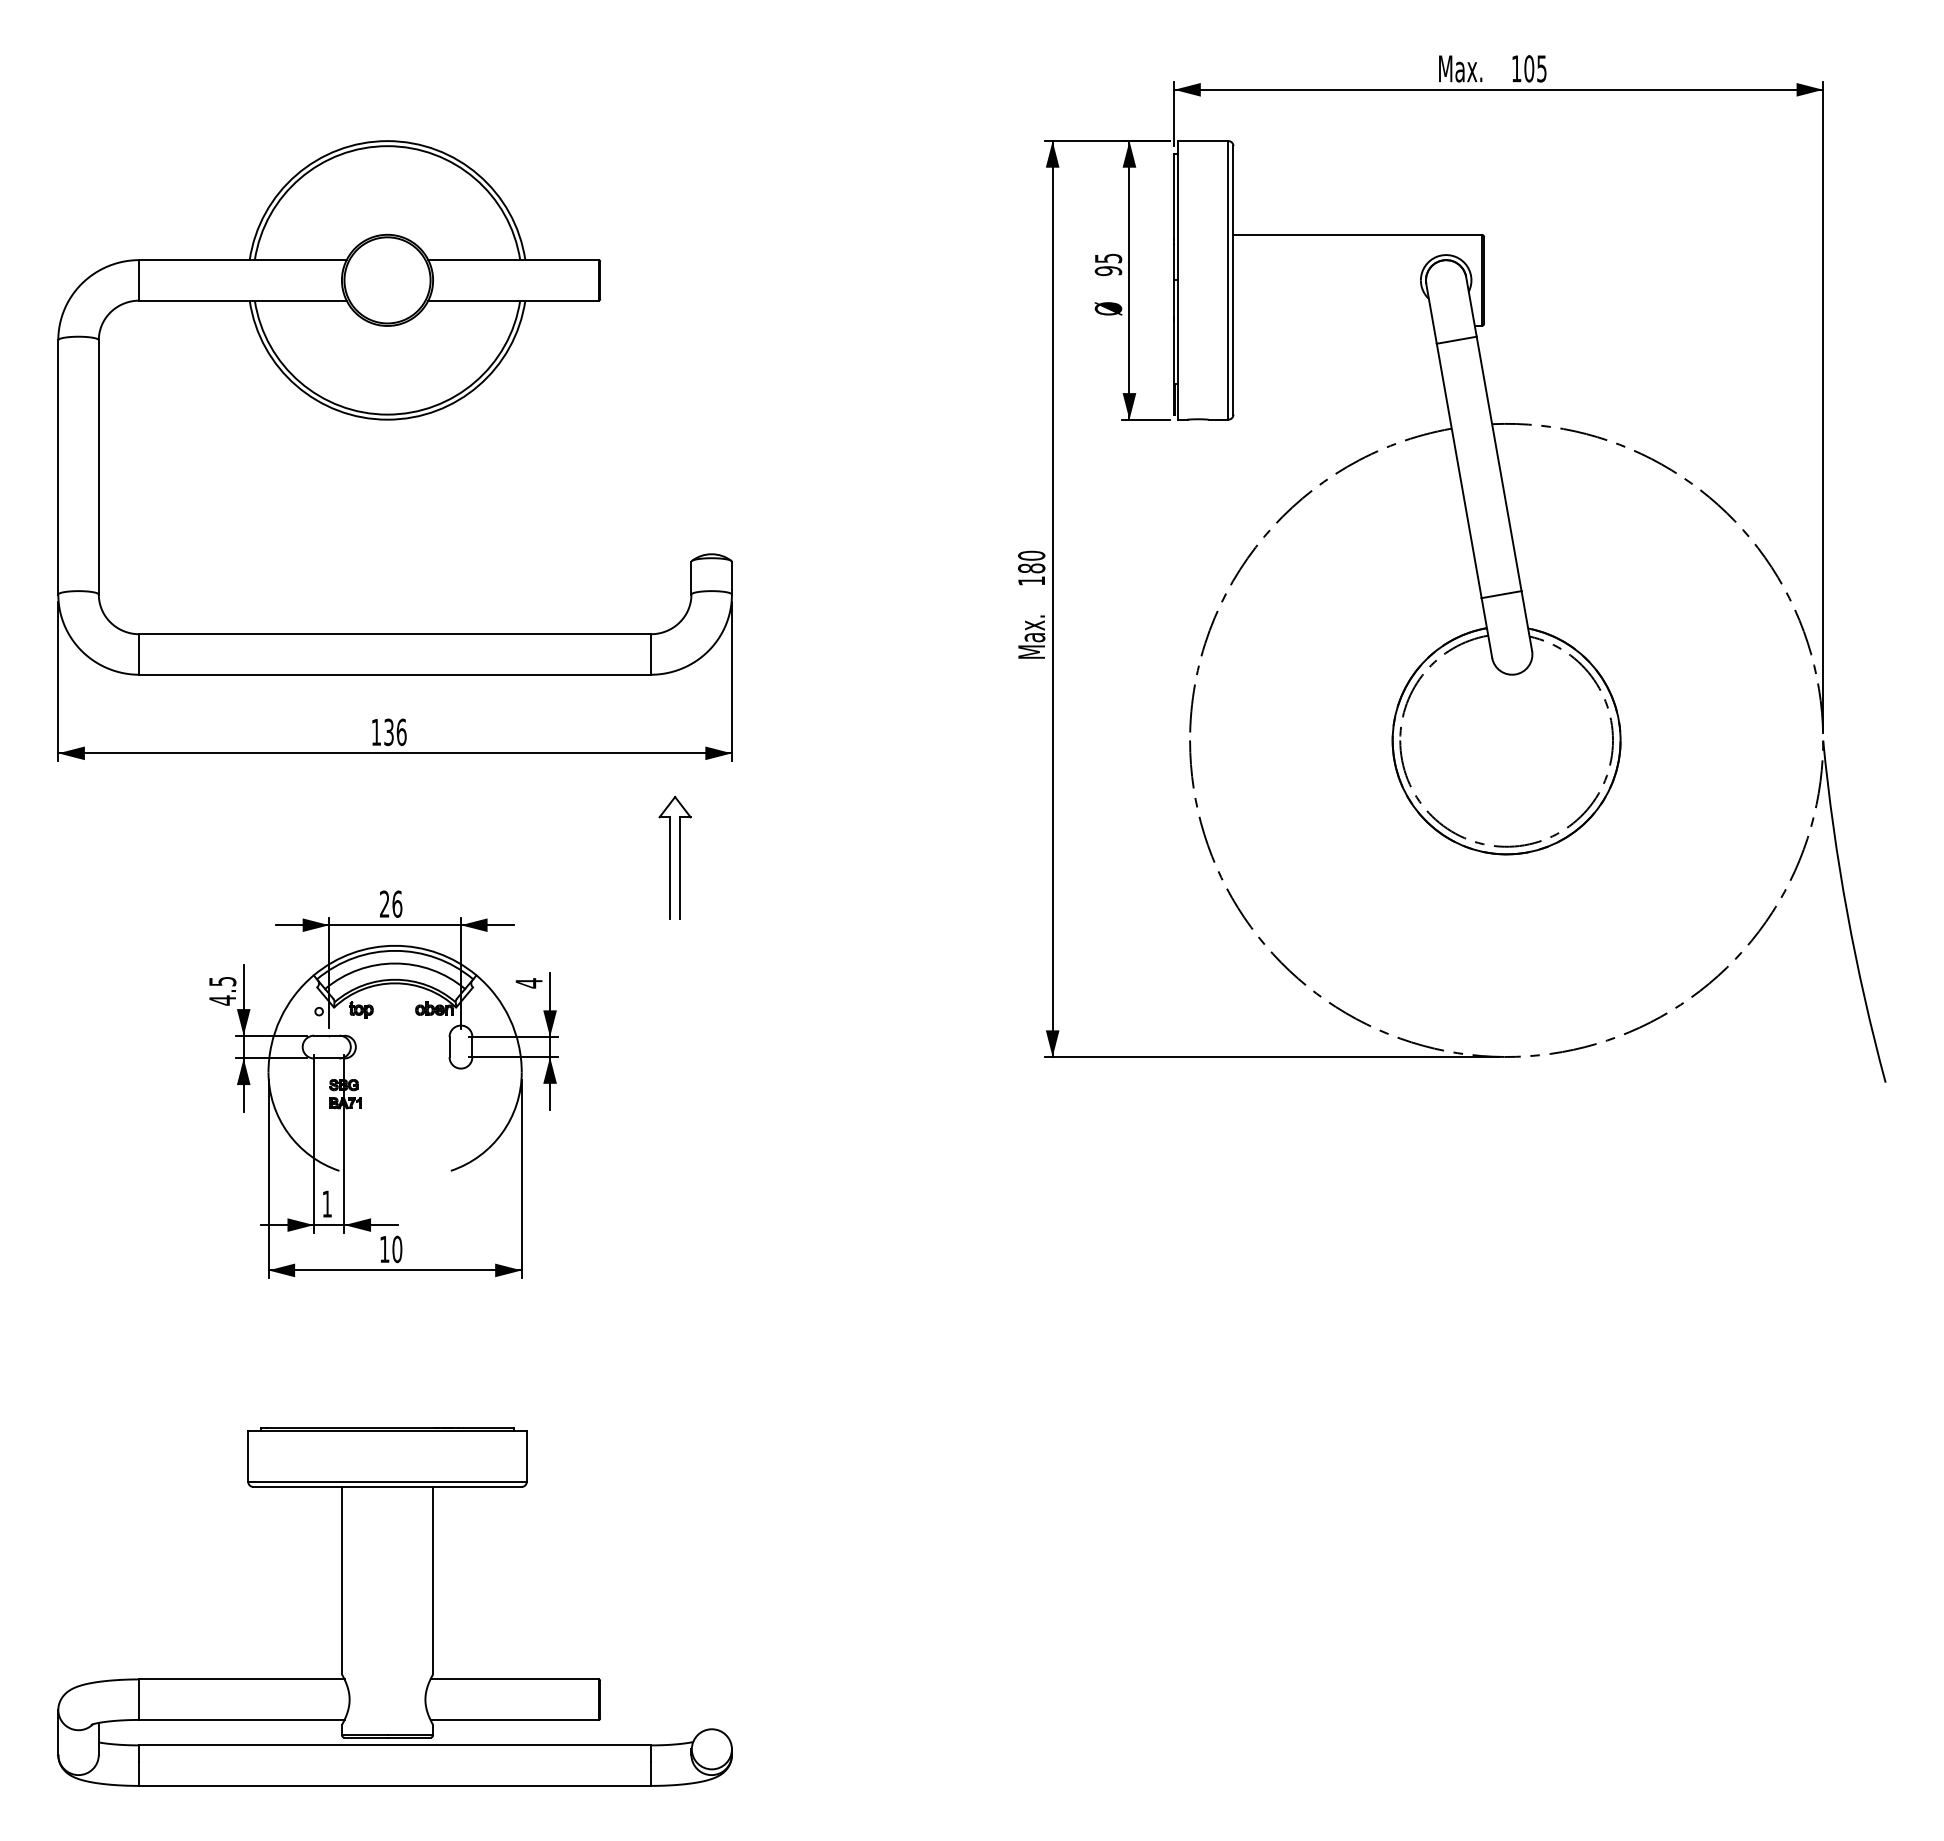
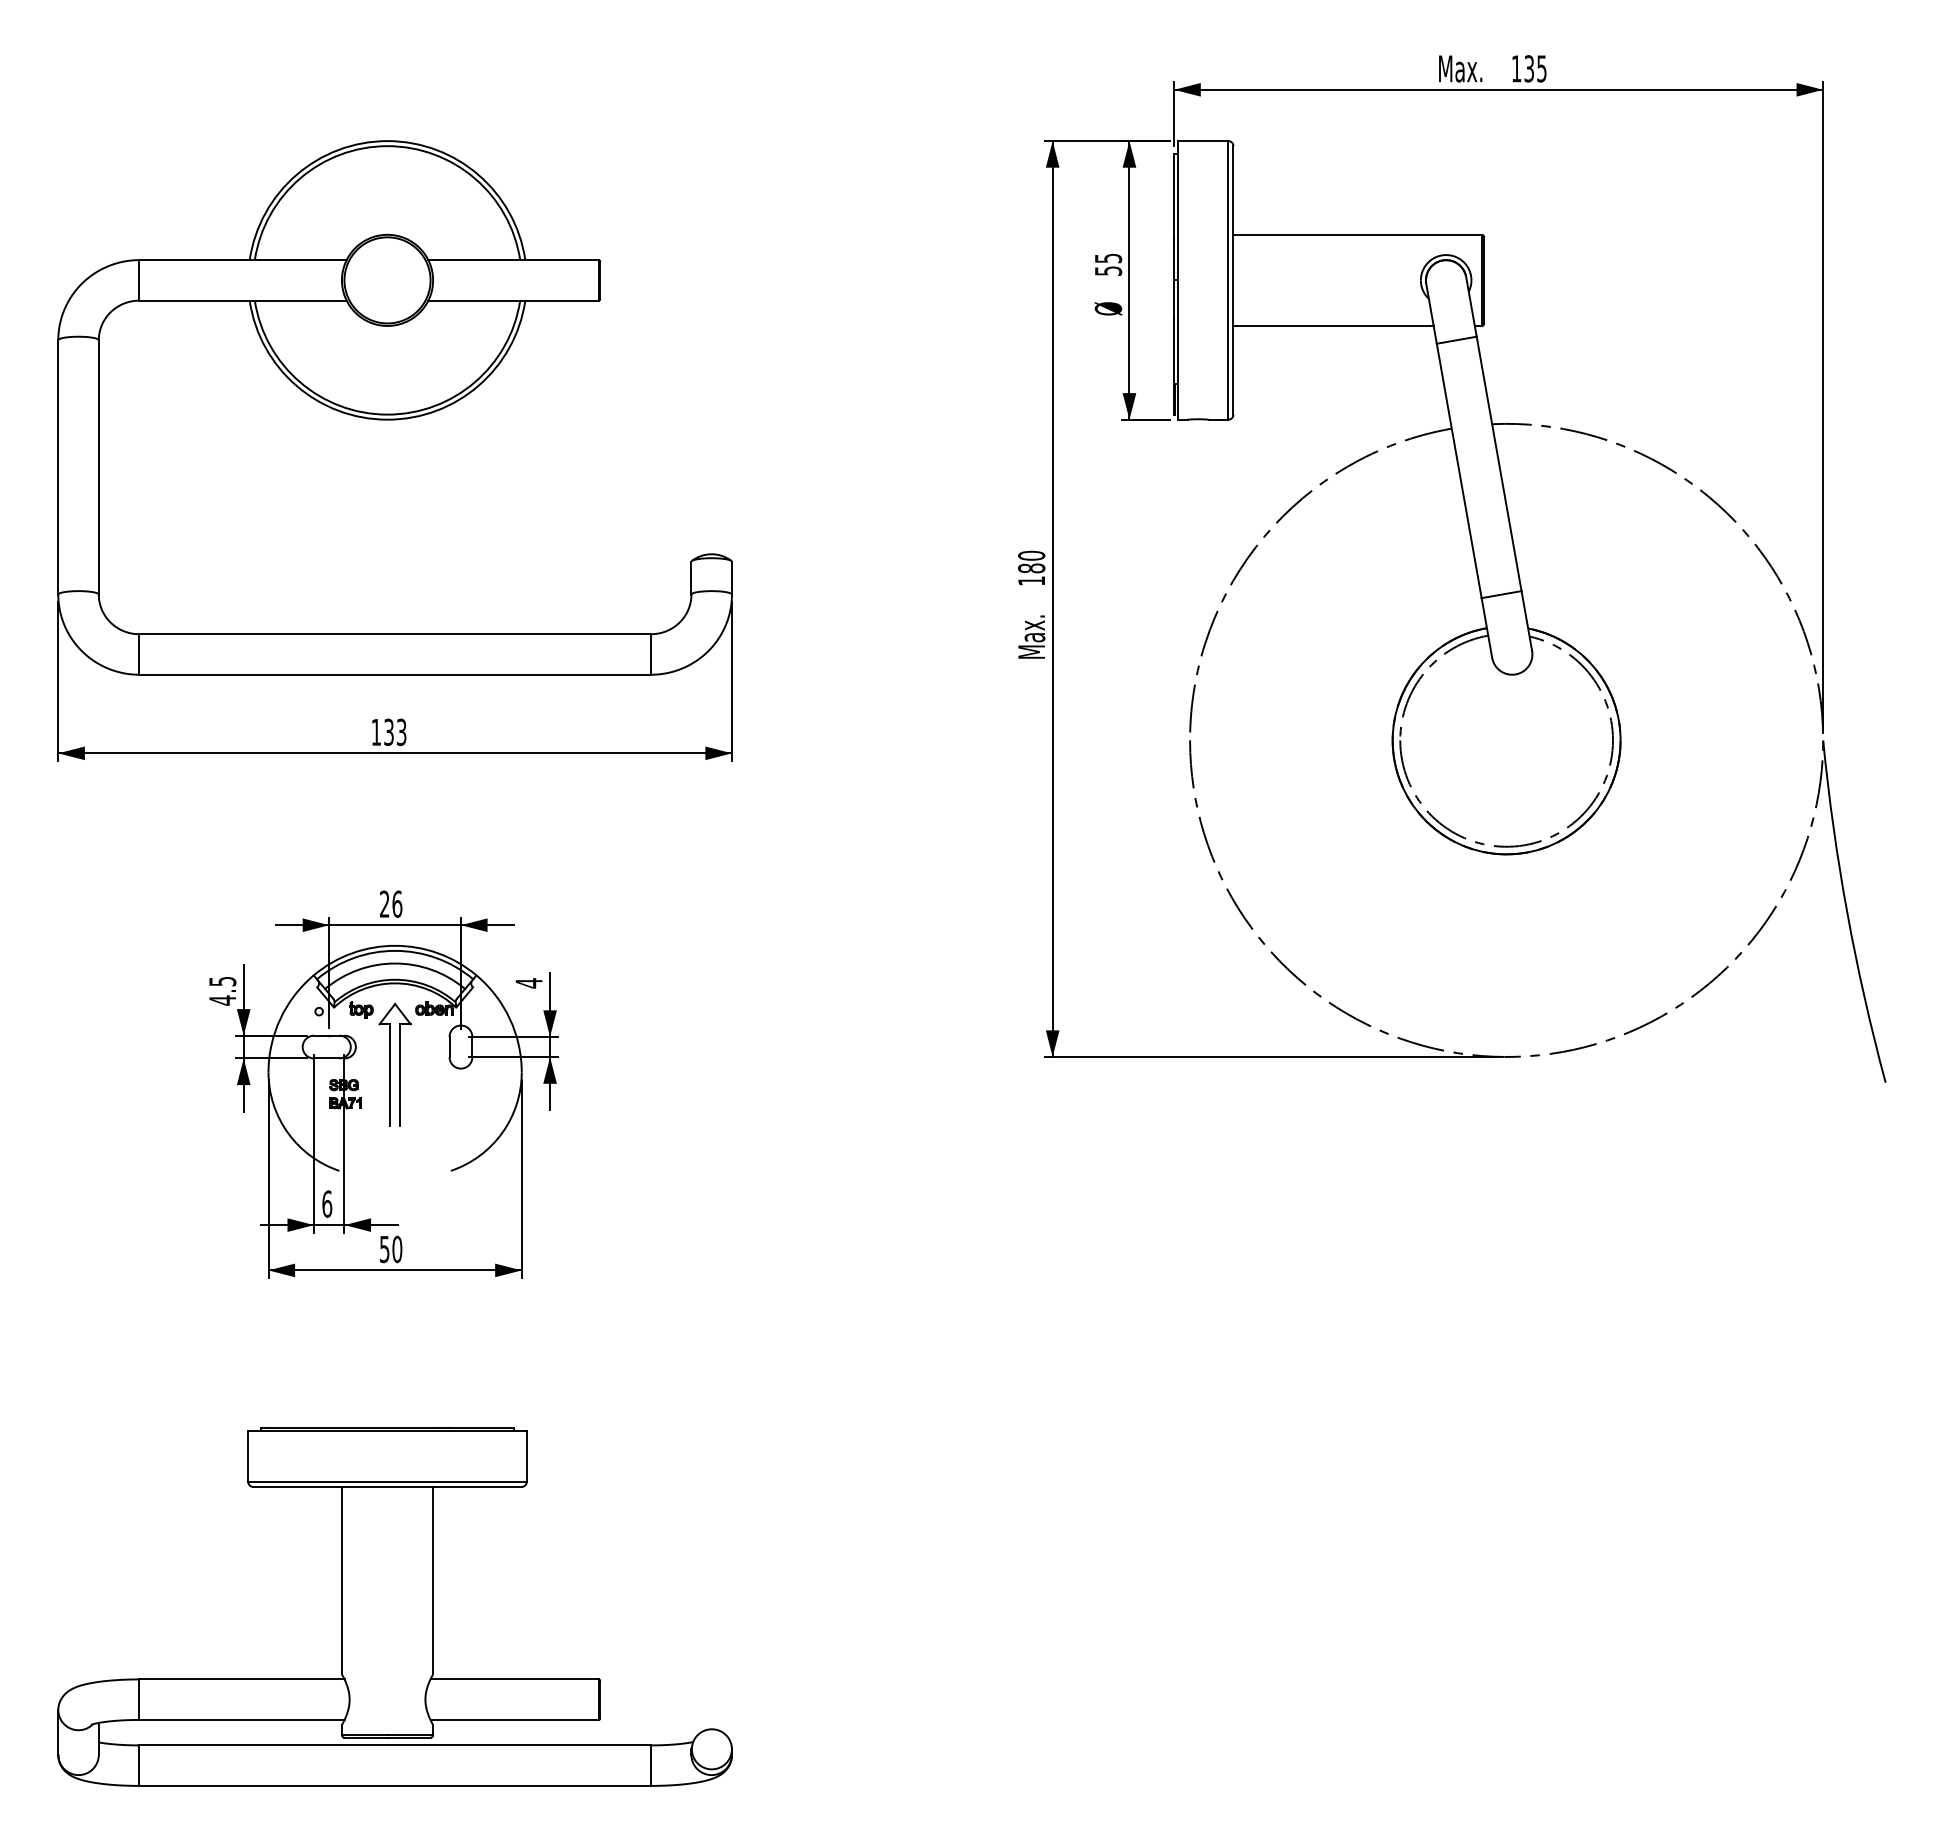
text: 105 -> 135 (1529, 68)
text: 95 -> 55 (1107, 271)
line: none -> present (1333, 325)
text: 136 -> 133 (401, 732)
part position: (674, 857) -> (394, 1064) (394, 1064)
text: 1 -> 6 (327, 1203)
text: 10 -> 50 (384, 1249)
